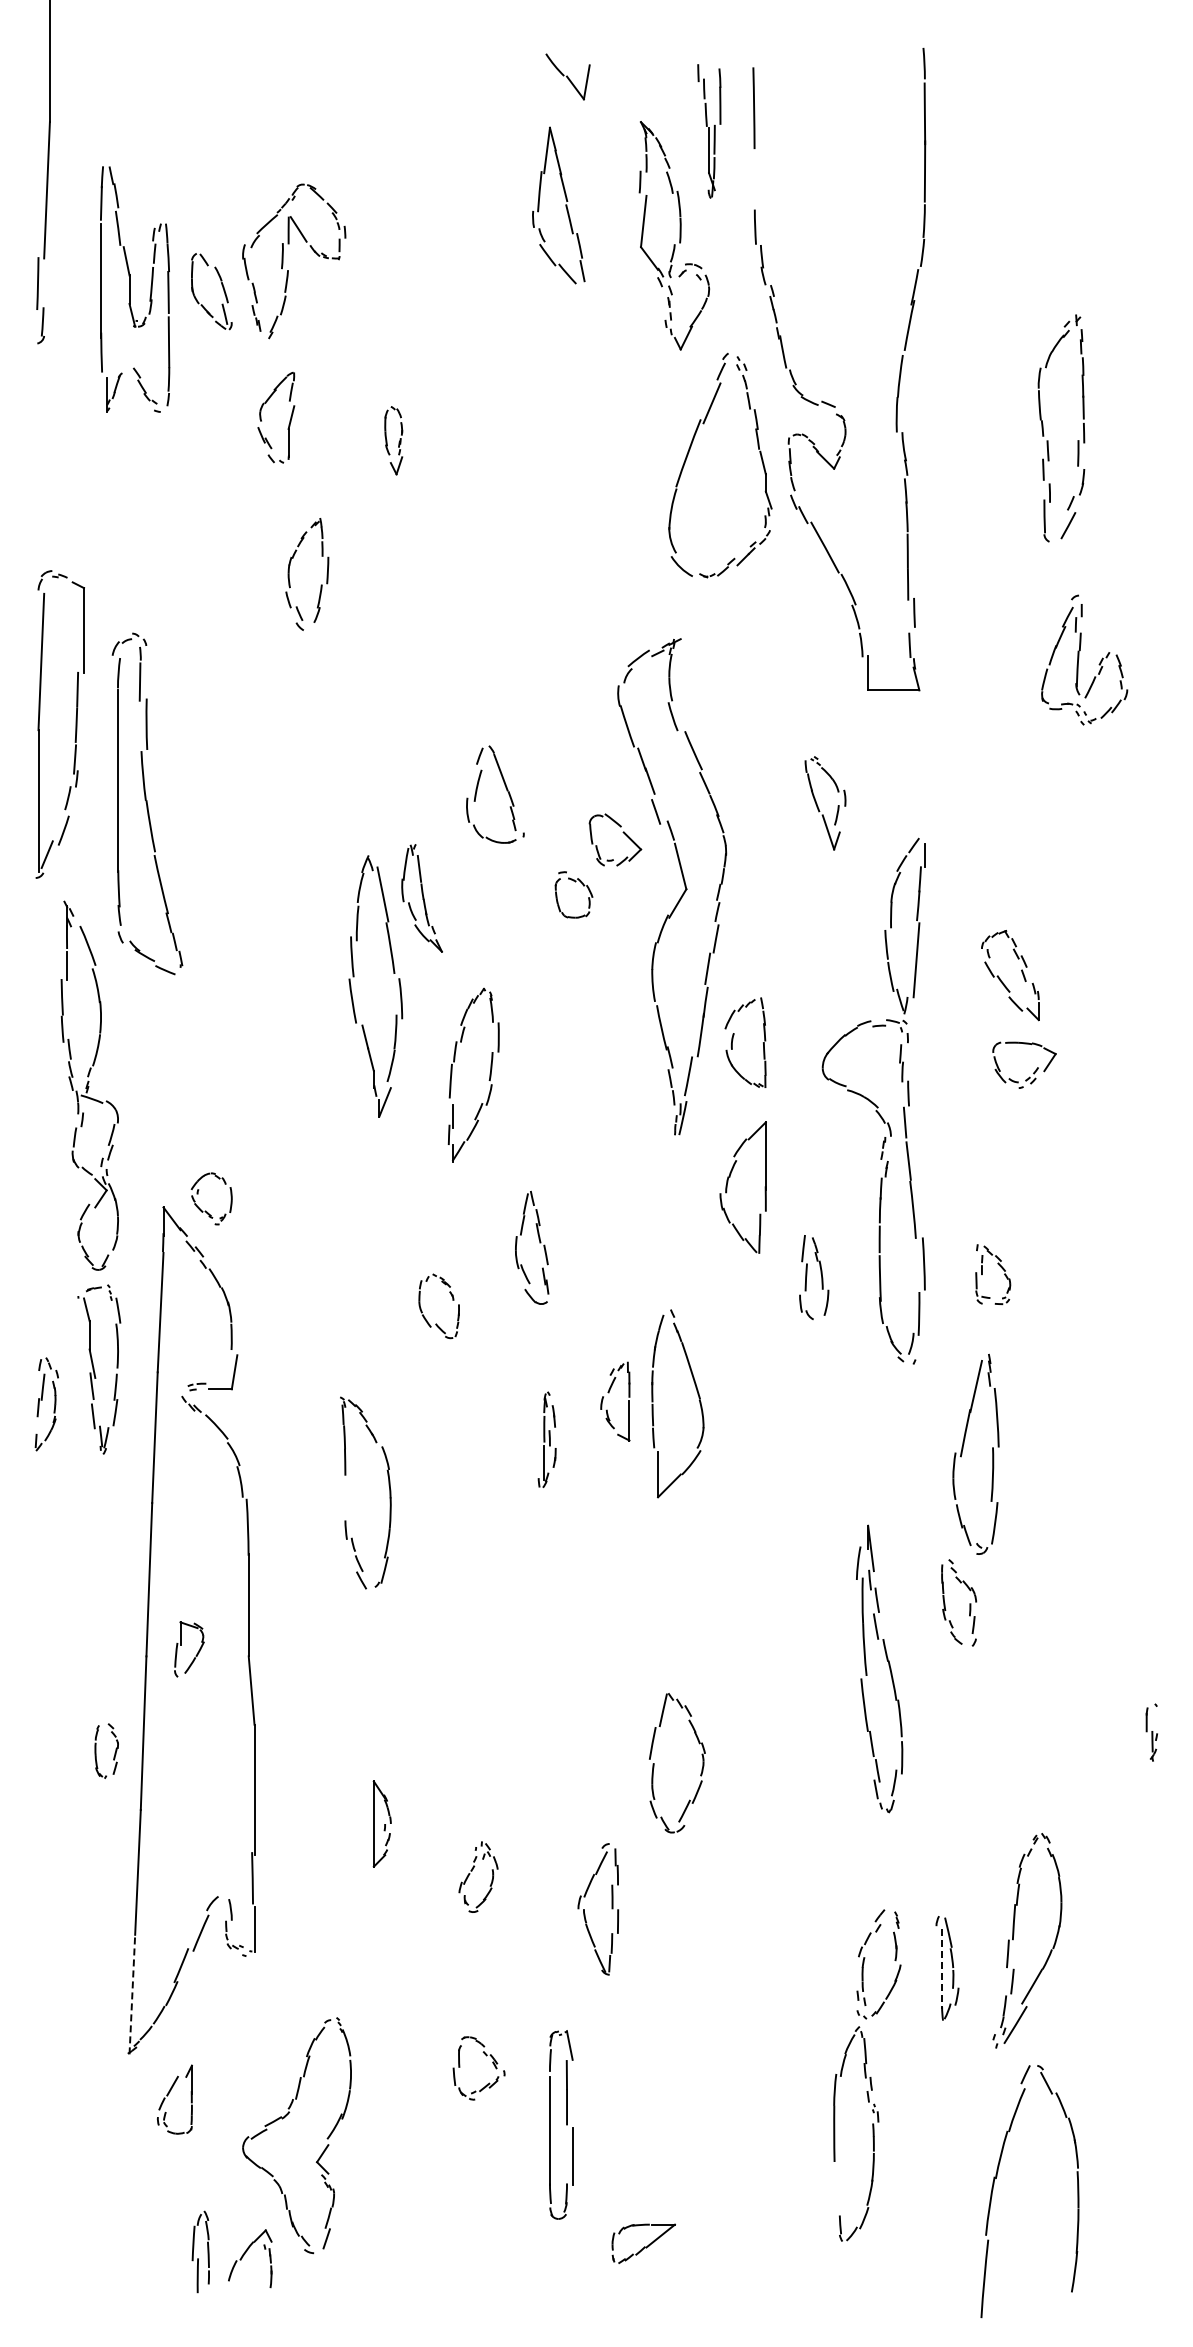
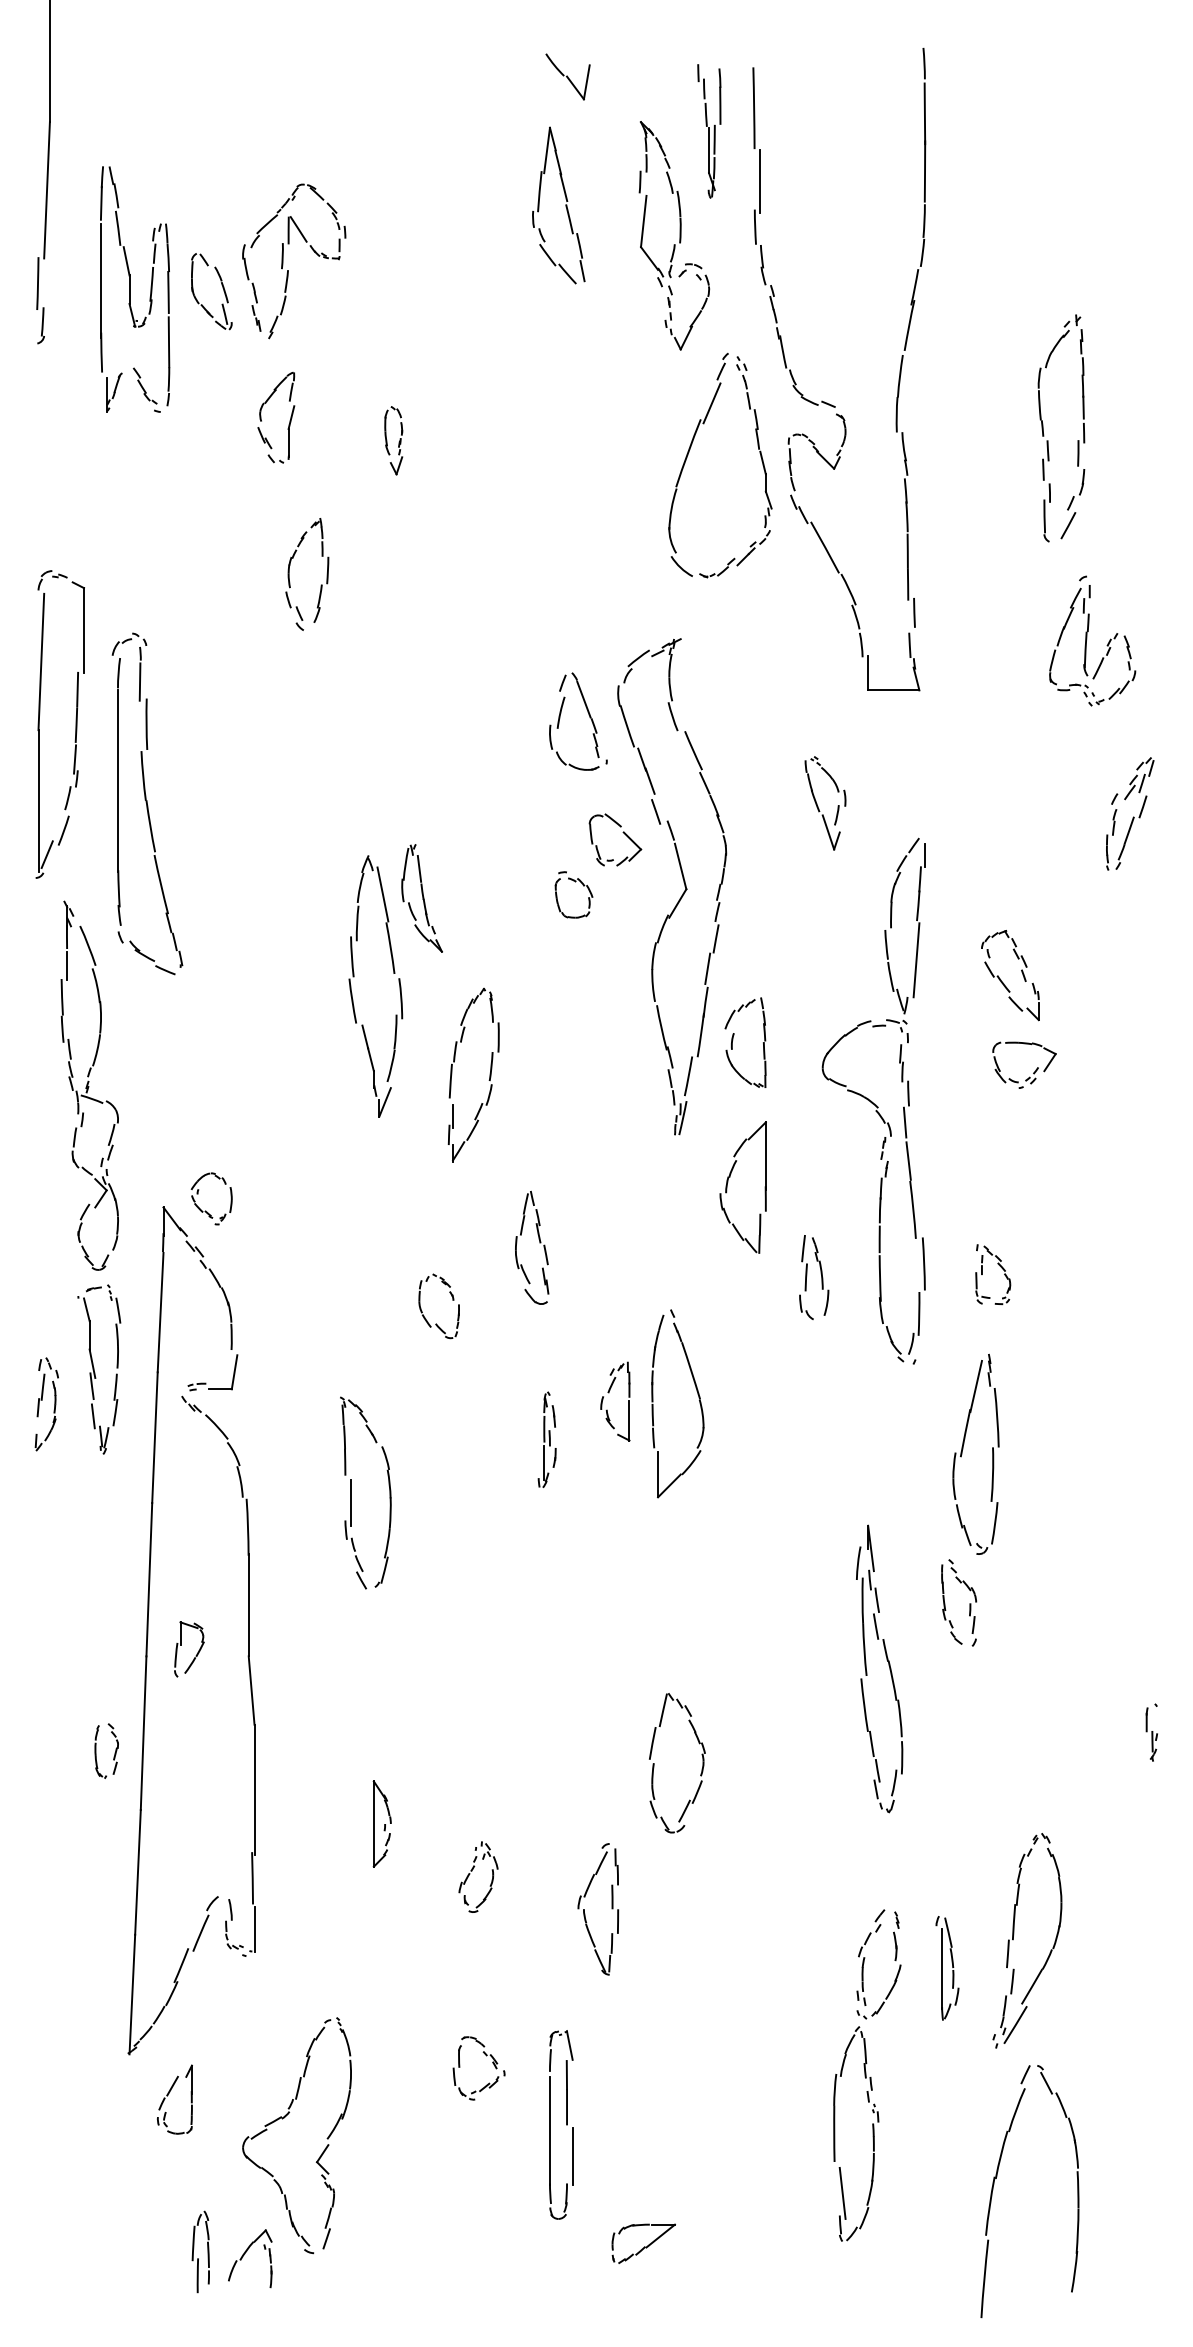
line: none -> present (760, 181)
part position: (1084, 659) -> (1092, 640) (1092, 640)
part position: (505, 788) -> (588, 715) (588, 715)
part: none -> present (1130, 813)
line: none -> present (351, 1502)
line: dashed -> solid (942, 1969)
line: dashed -> solid (132, 1994)
line: none -> present (842, 2192)
